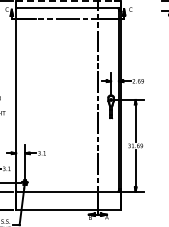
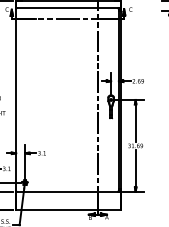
line: dashed -> solid (69, 1)
